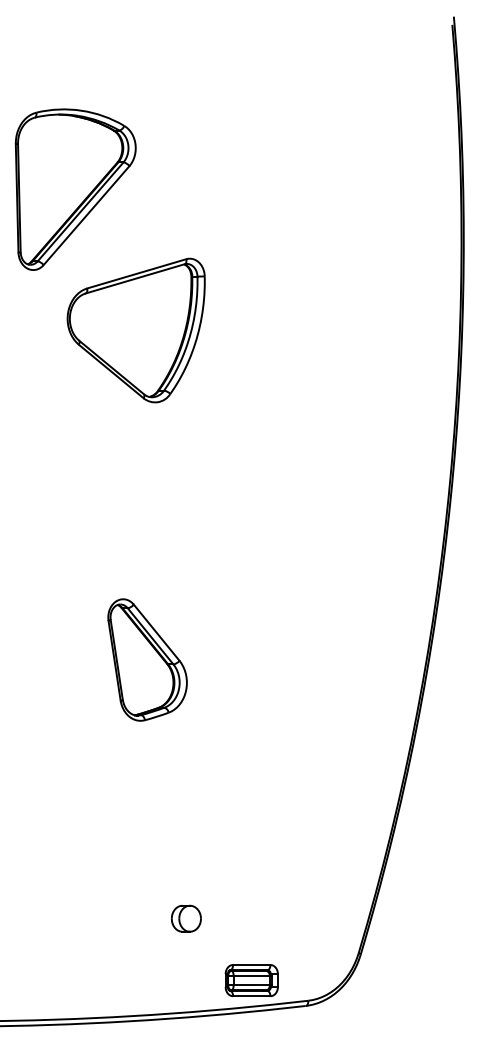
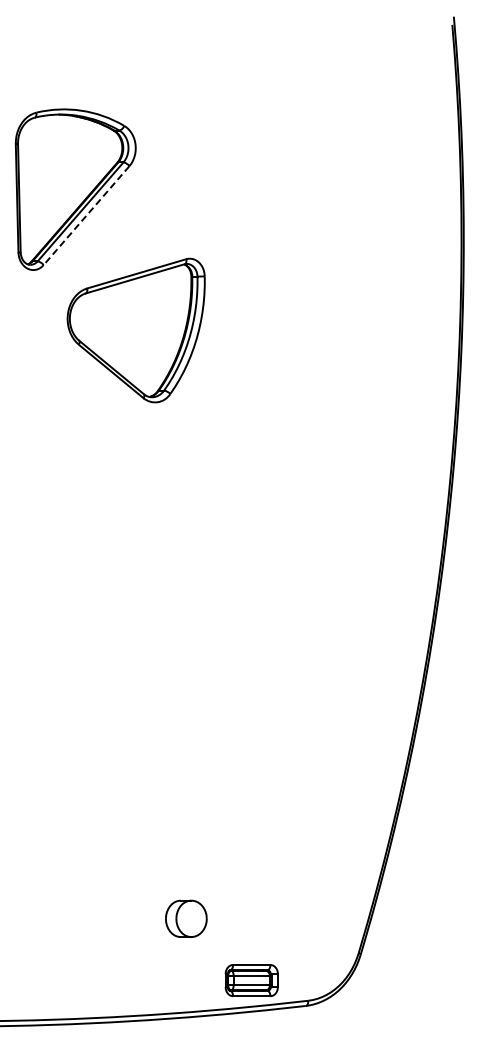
line: solid -> dashed (86, 216)
part: present -> none (147, 659)
part size: 31x29 px -> 43x39 px (186, 918)
